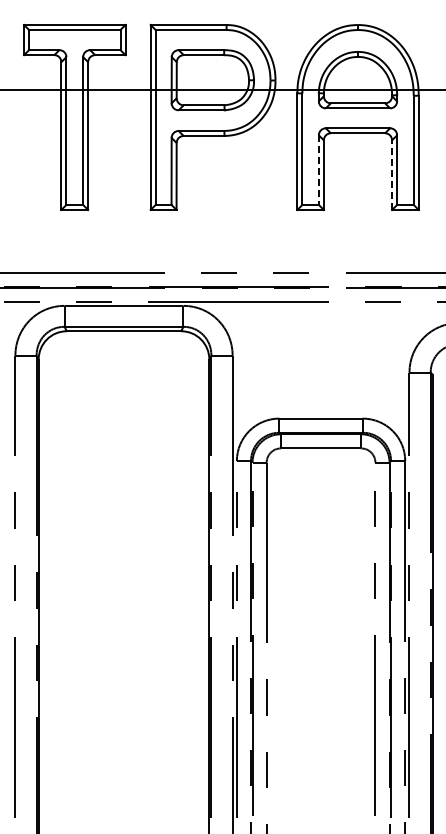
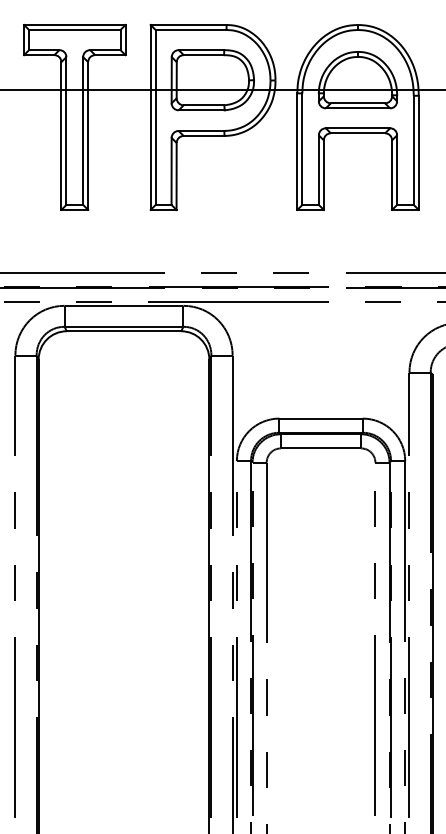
line: dashed -> solid (318, 170)
line: dashed -> solid (392, 175)
